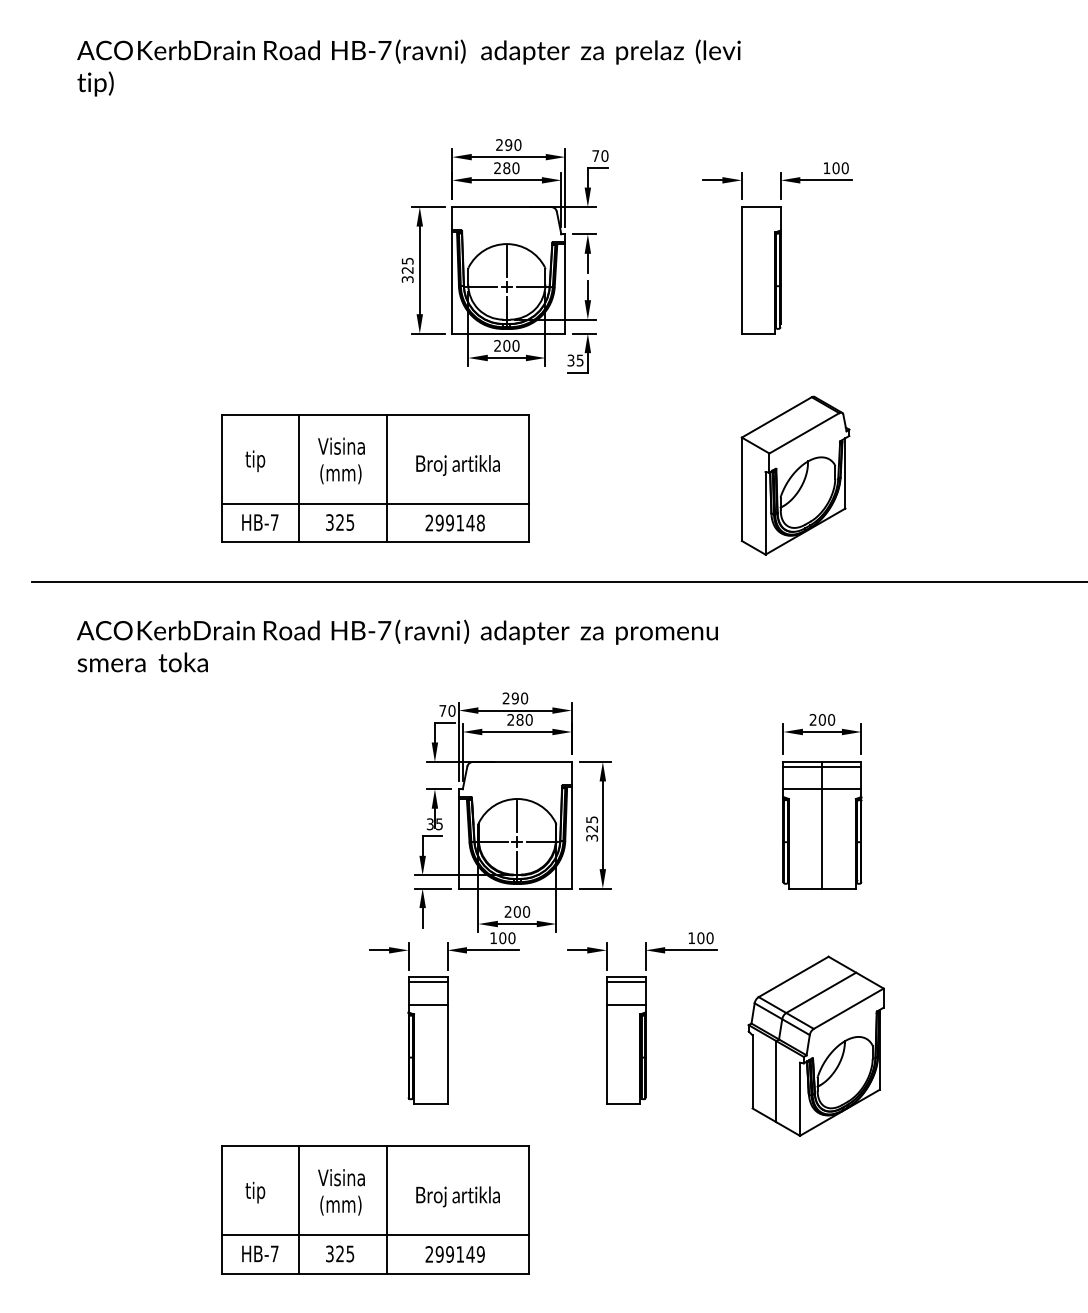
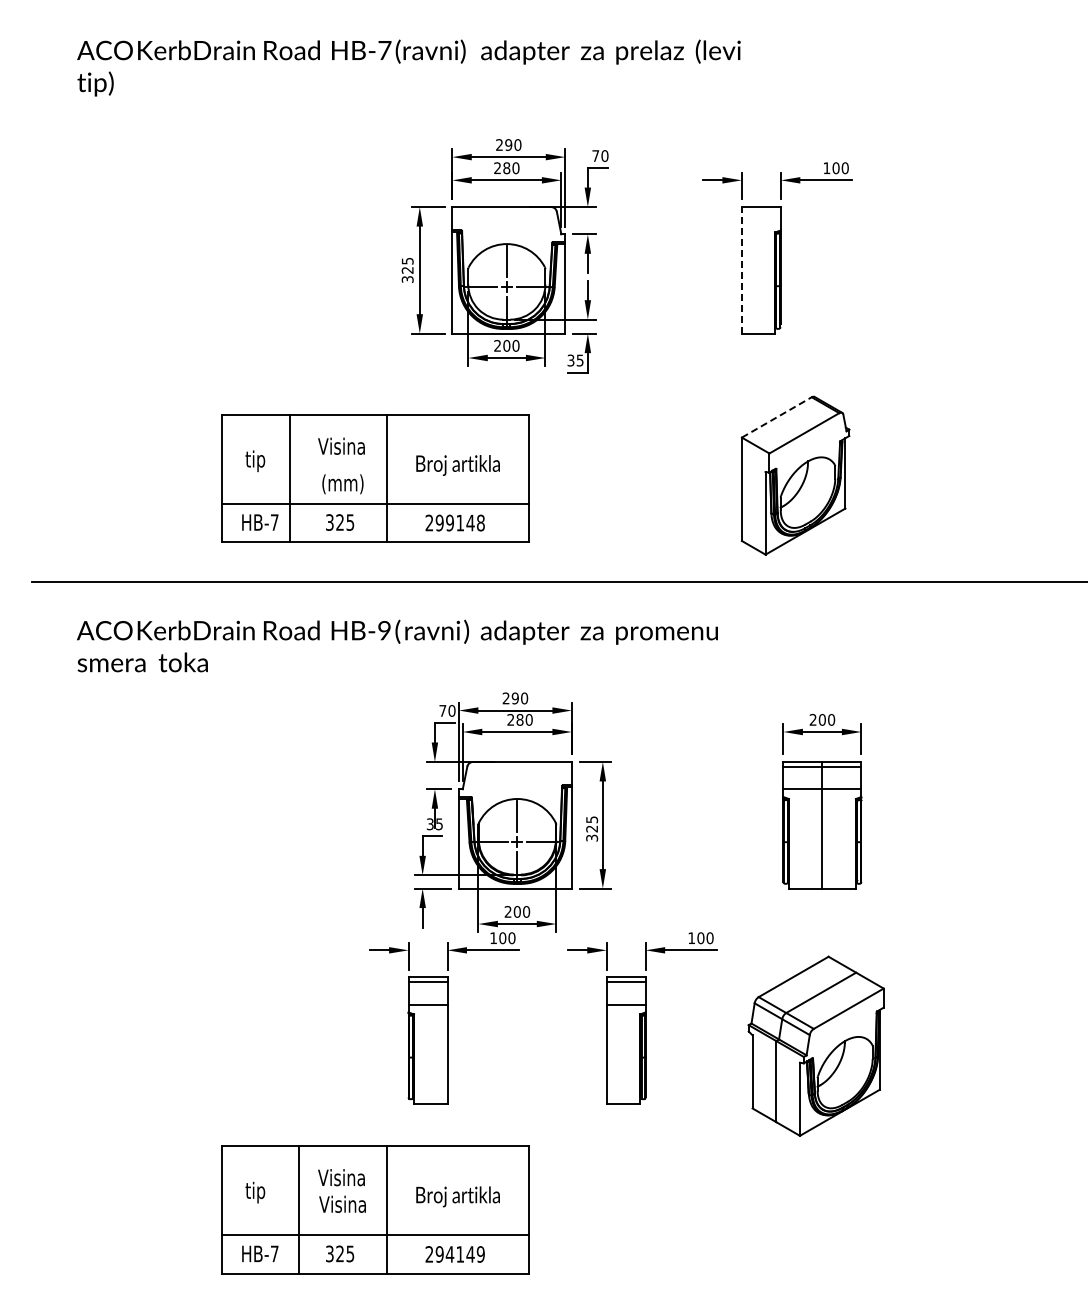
line: solid -> dashed (741, 269)
line: solid -> dashed (777, 417)
text position: (340, 474) -> (342, 484) (342, 484)
line position: (299, 478) -> (290, 478) (290, 478)
text: HB-7 -> HB-9 (384, 630)
text: (mm) -> Visina (342, 1205)
text: 299149 -> 294149 (449, 1254)
